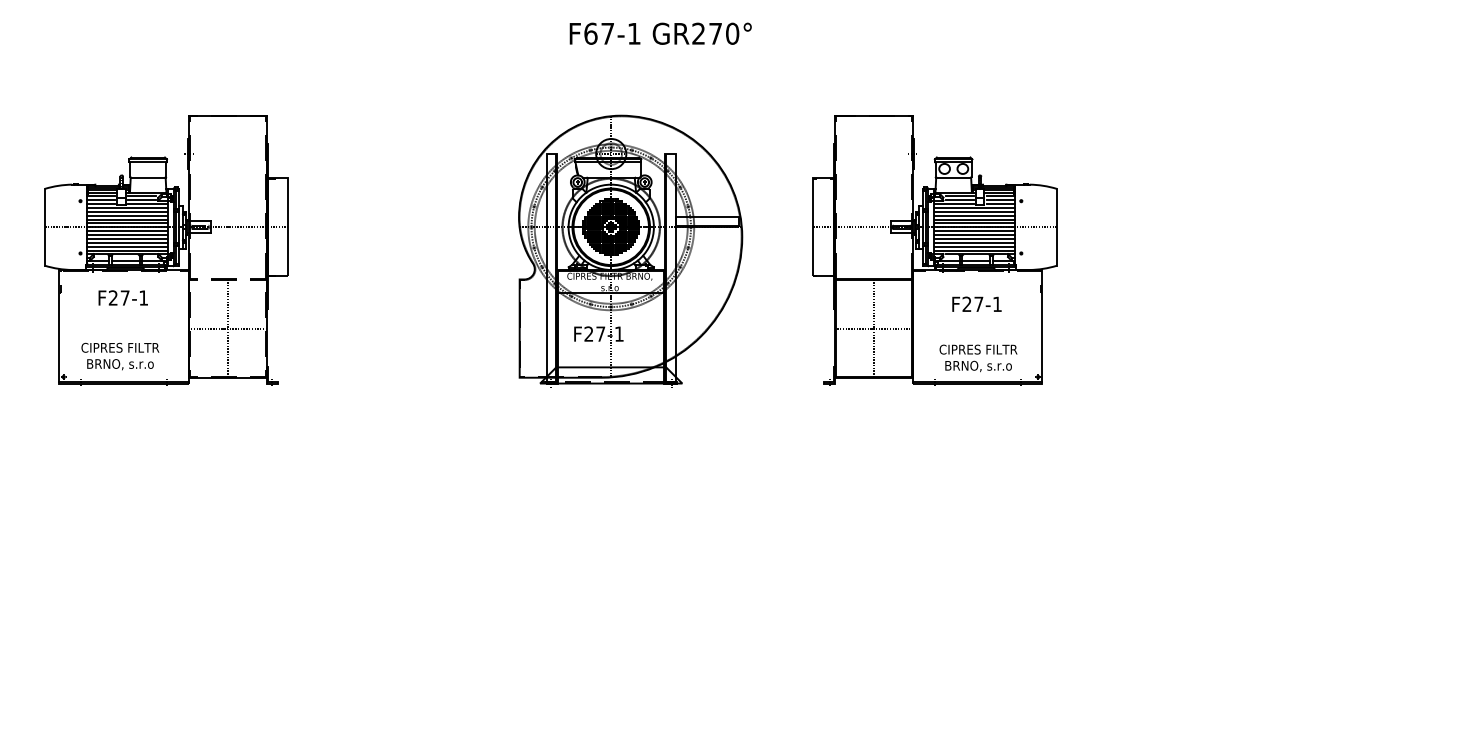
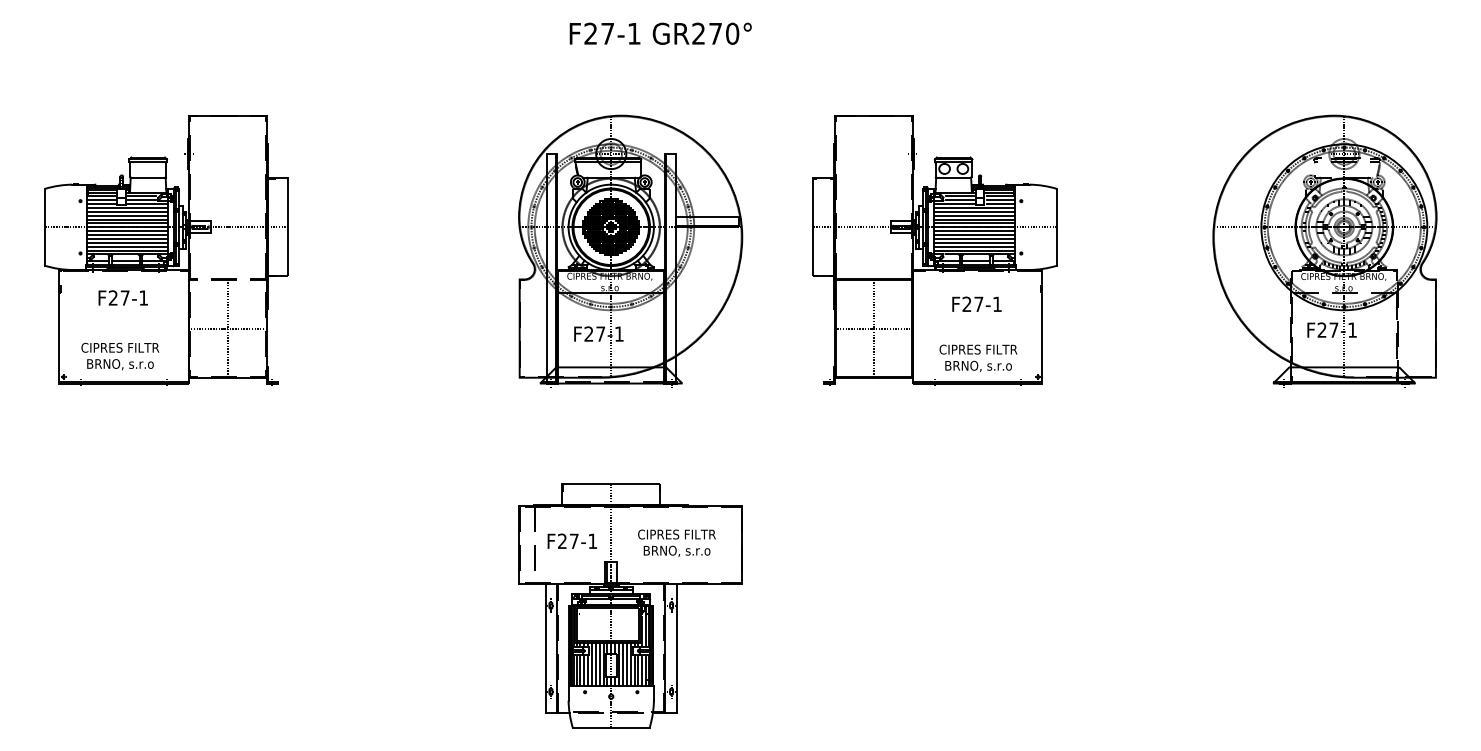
text: F67-1 -> F27-1 (590, 33)
part: none -> present (1324, 250)
part: none -> present (630, 605)
